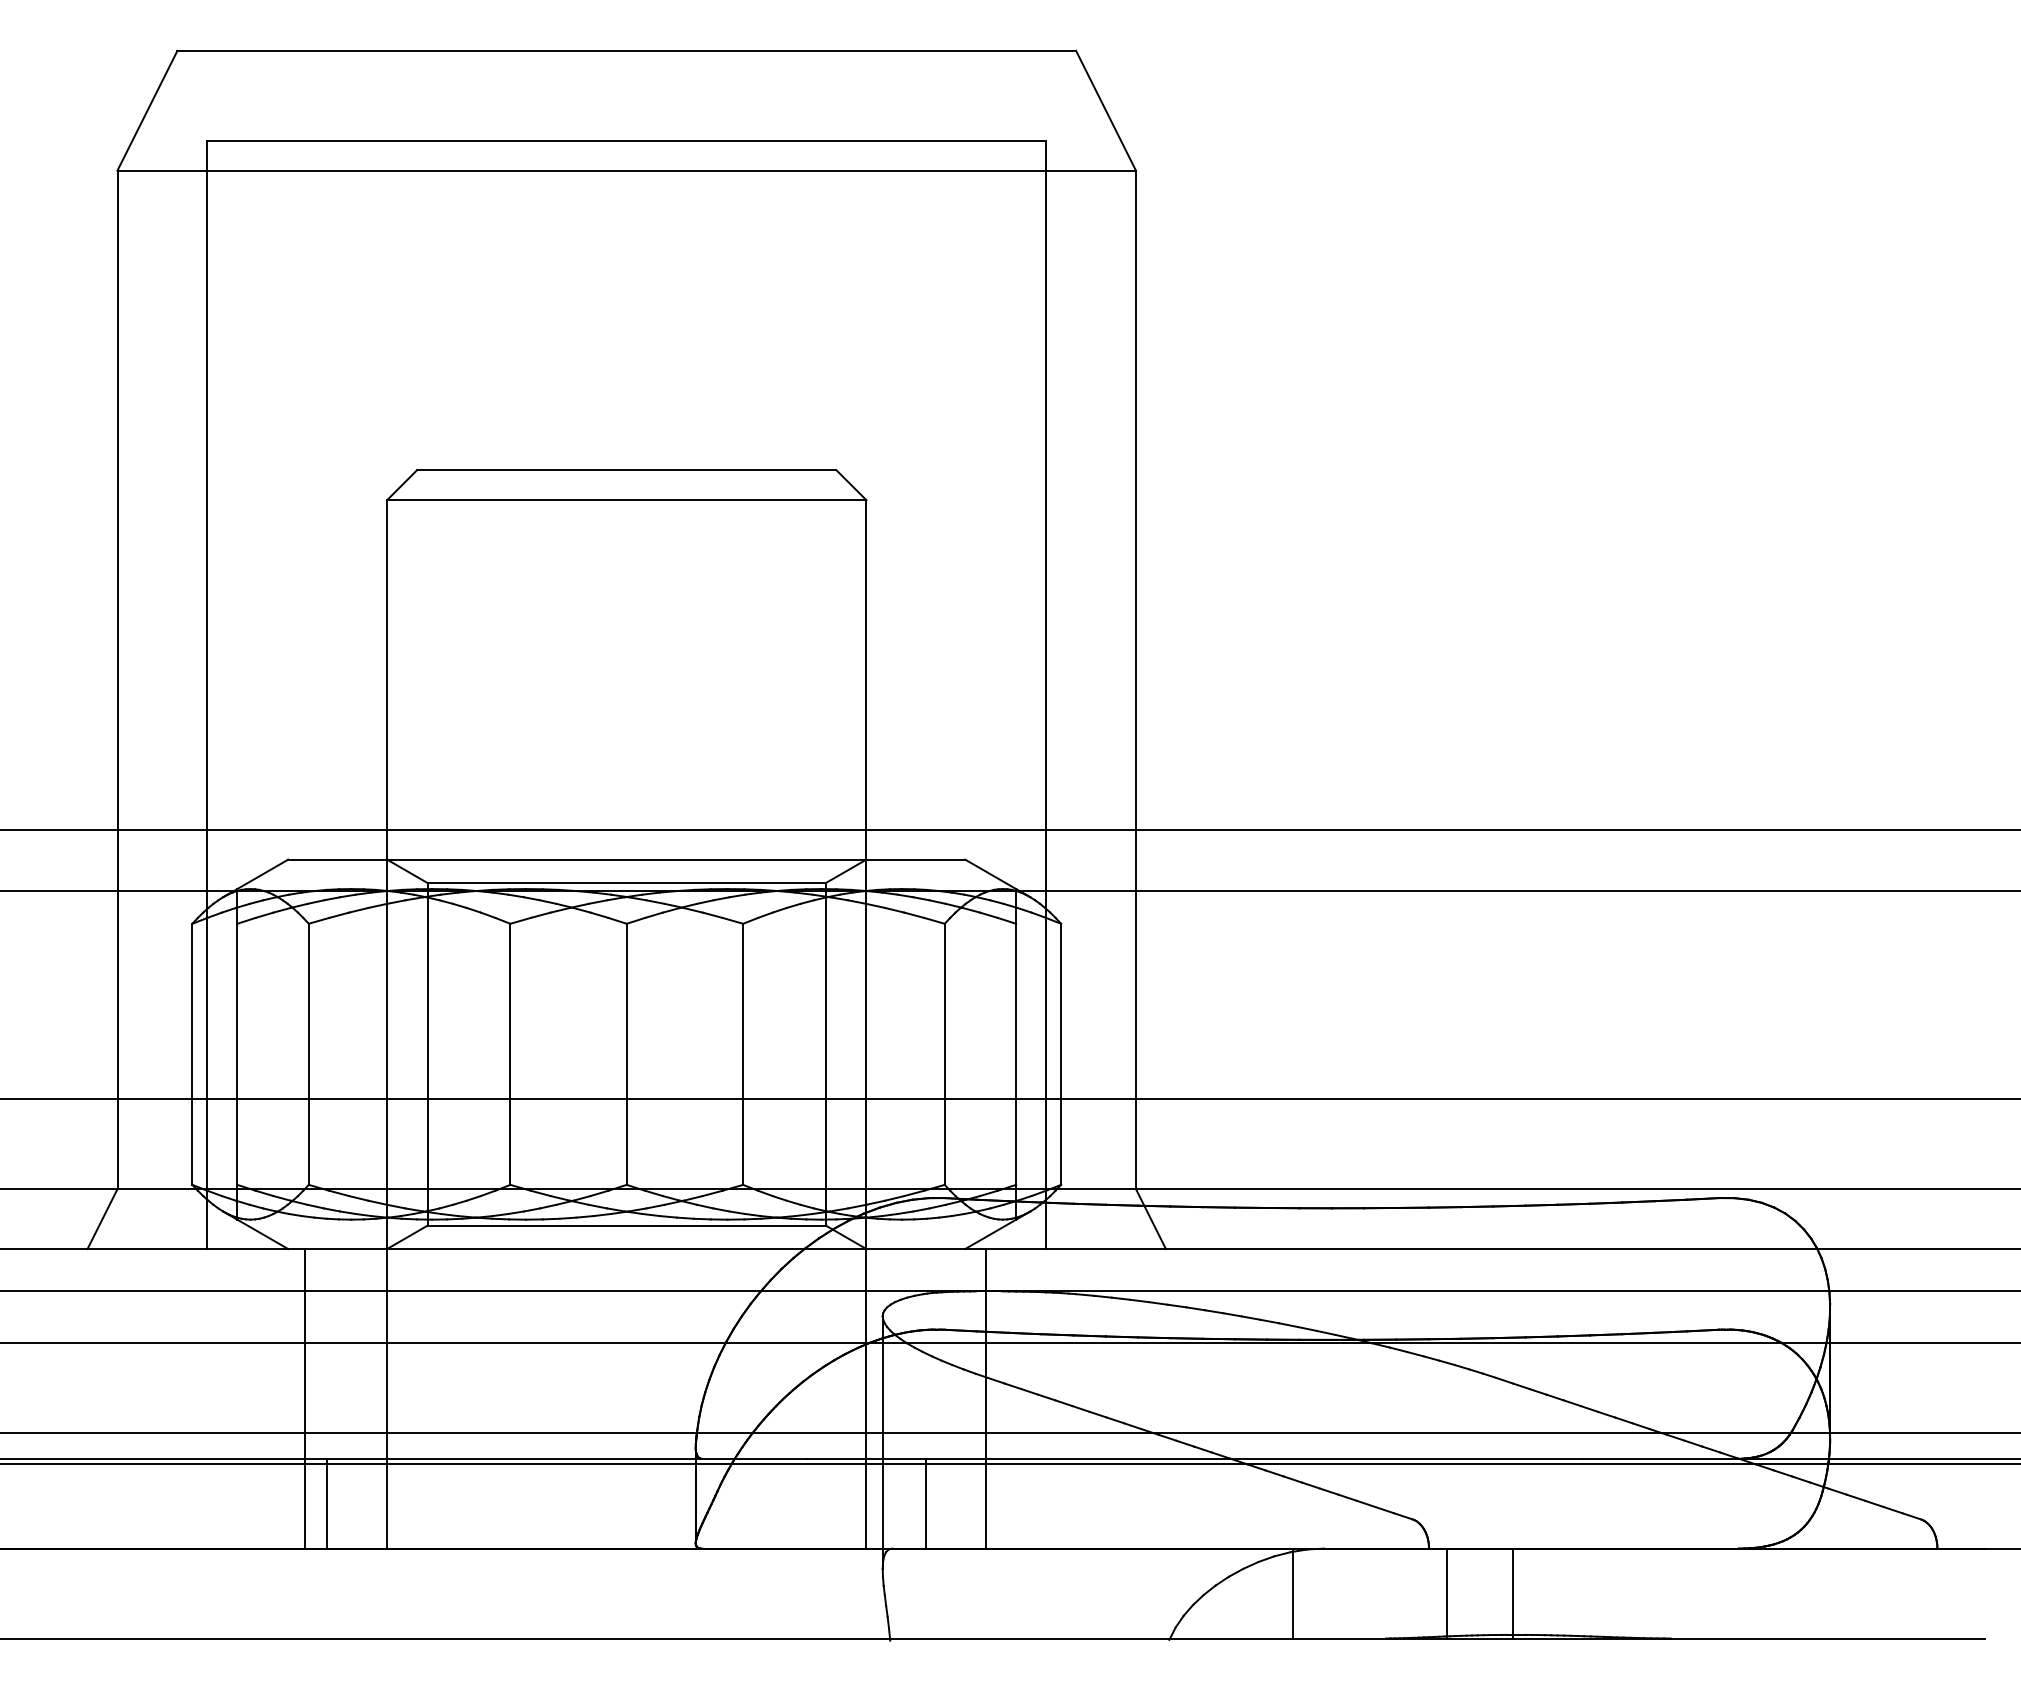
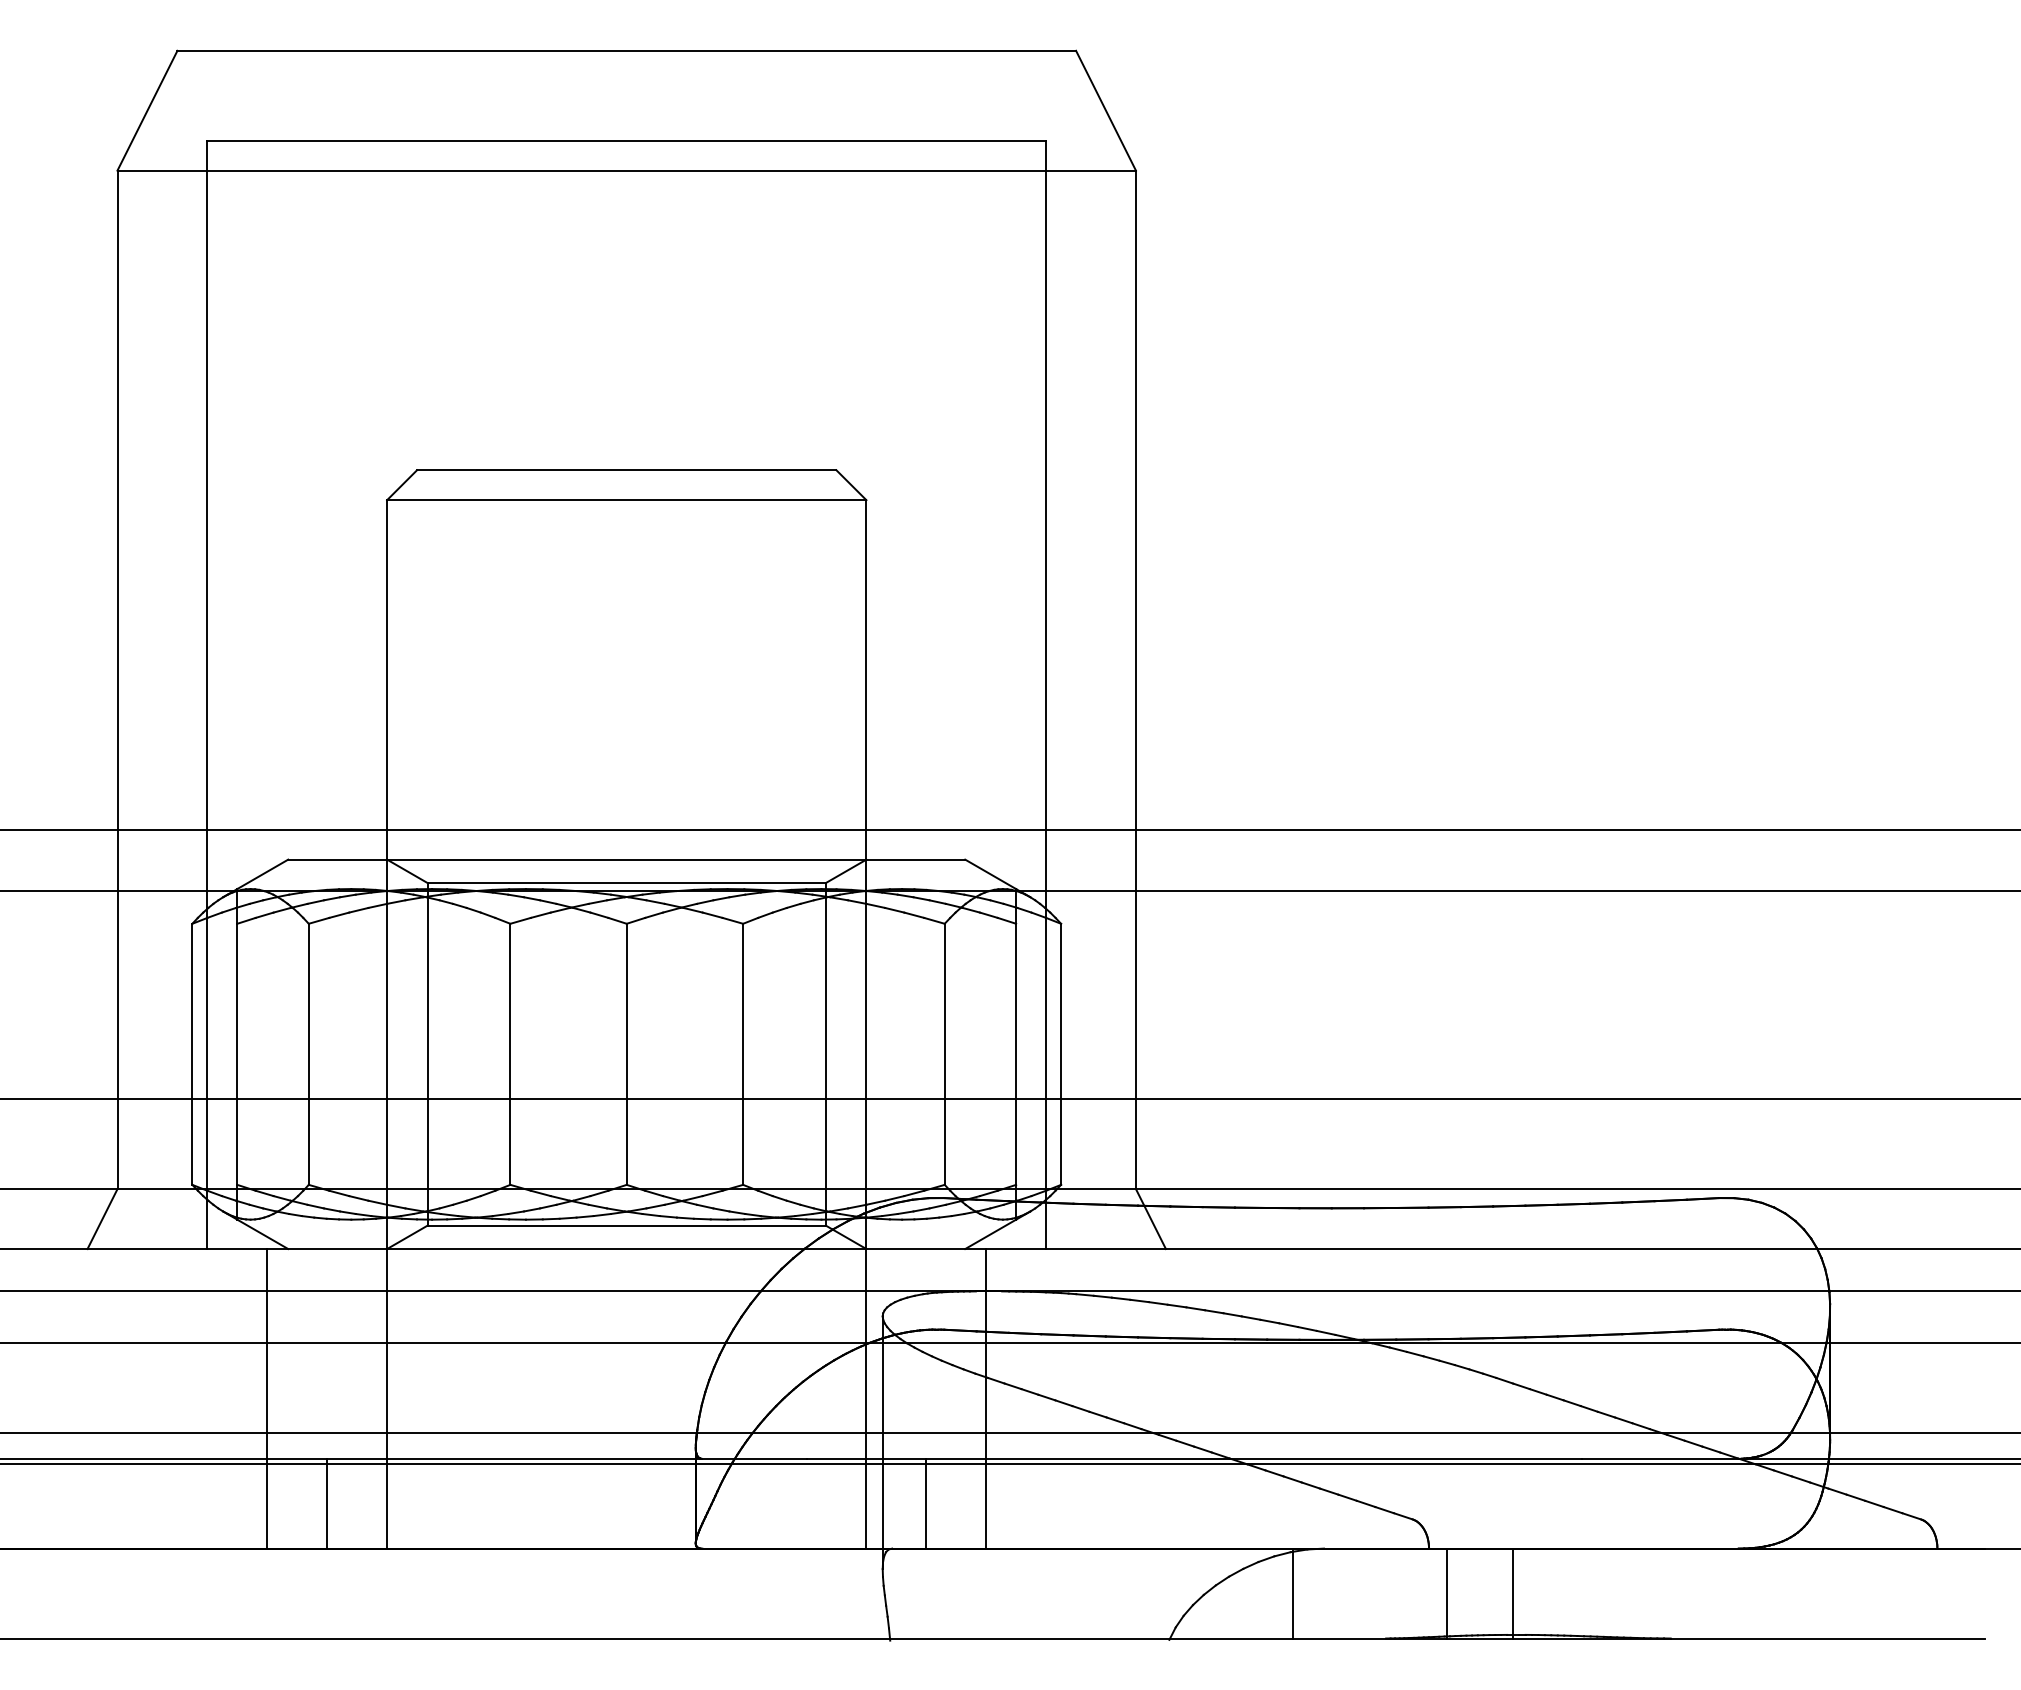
line position: (305, 1398) -> (267, 1398) (267, 1398)
